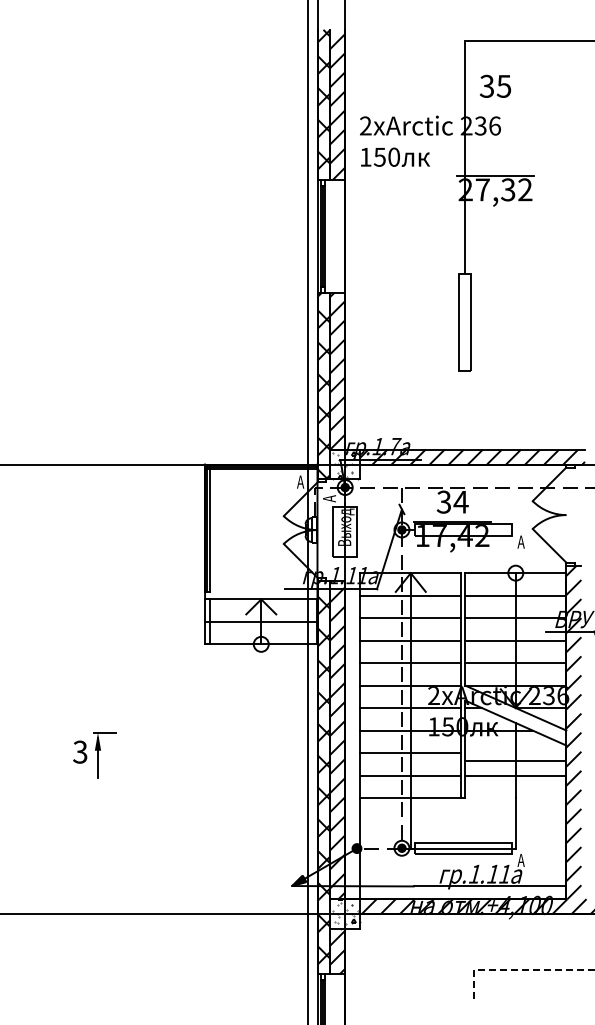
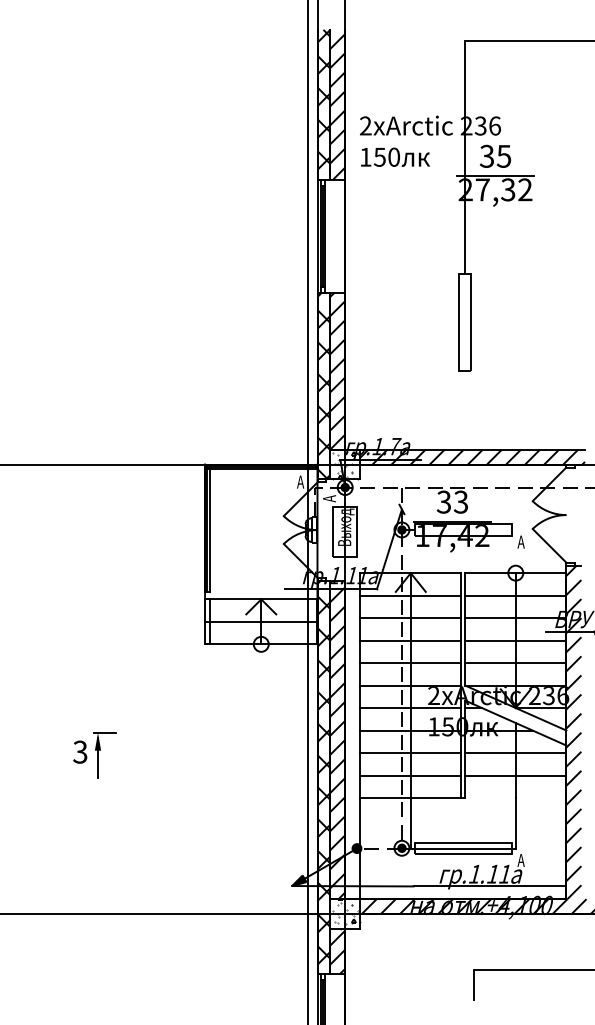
text position: (495, 85) -> (495, 155) (495, 155)
text: 34 -> 33 (460, 501)
line position: (515, 761) -> (515, 753) (515, 753)
line: dashed -> solid (518, 970)
